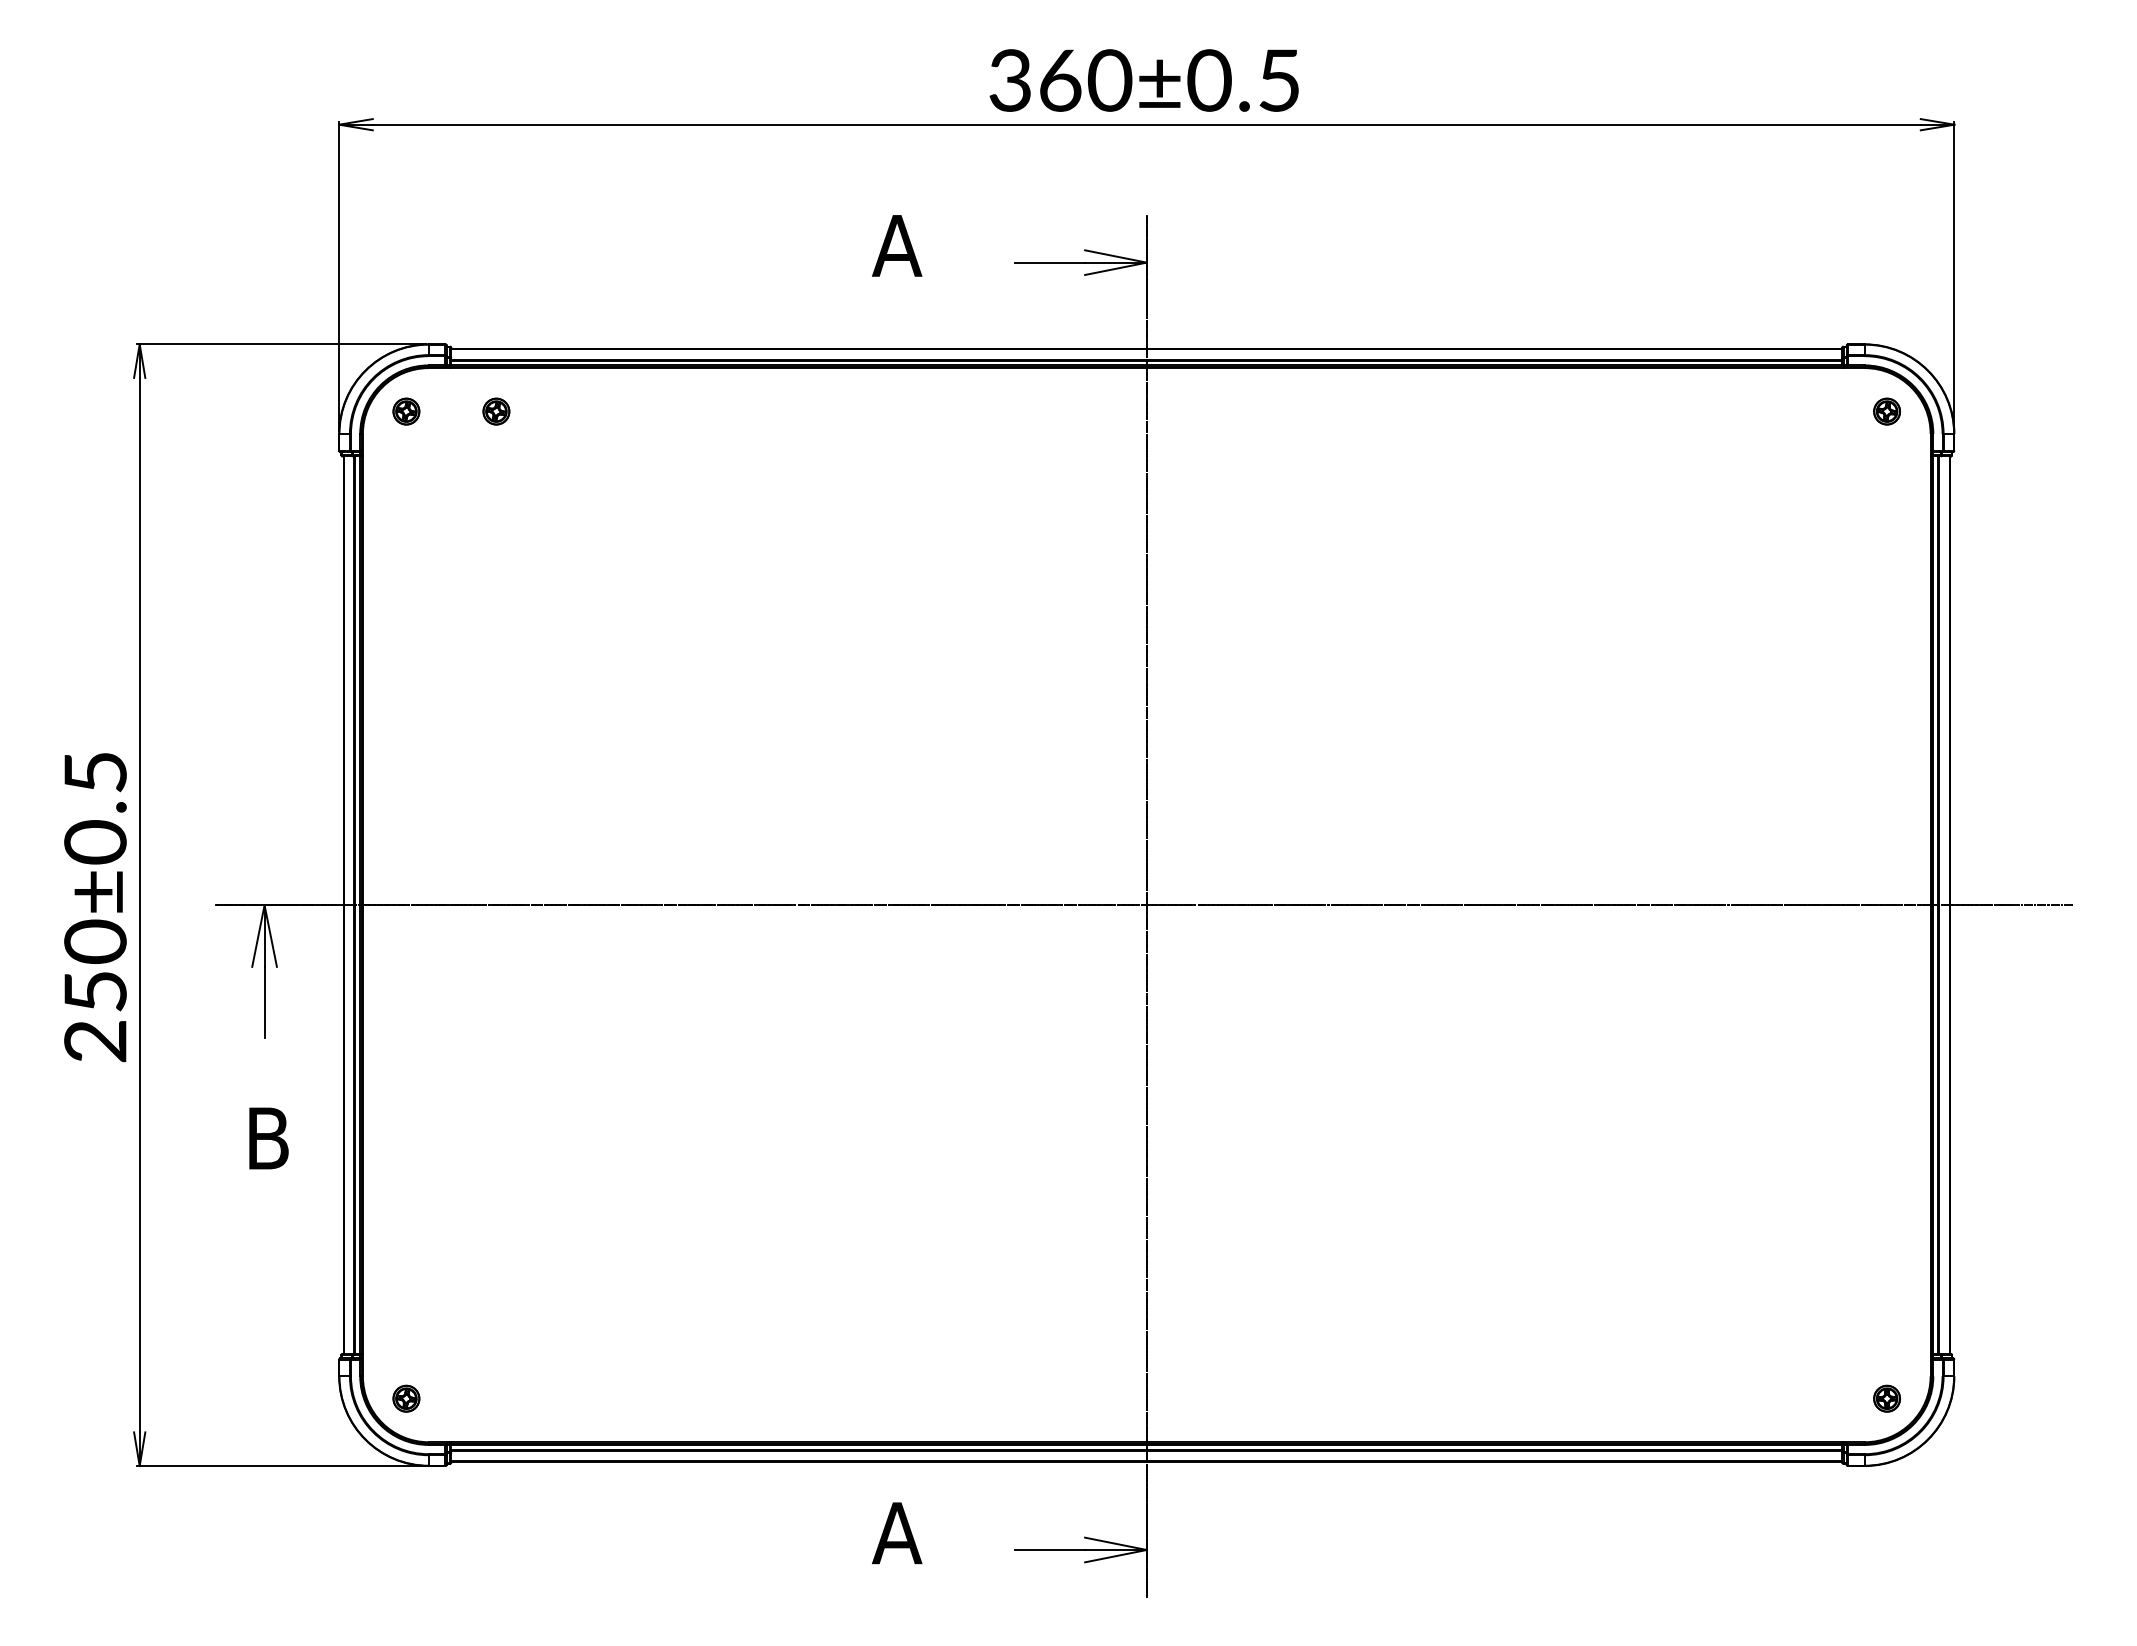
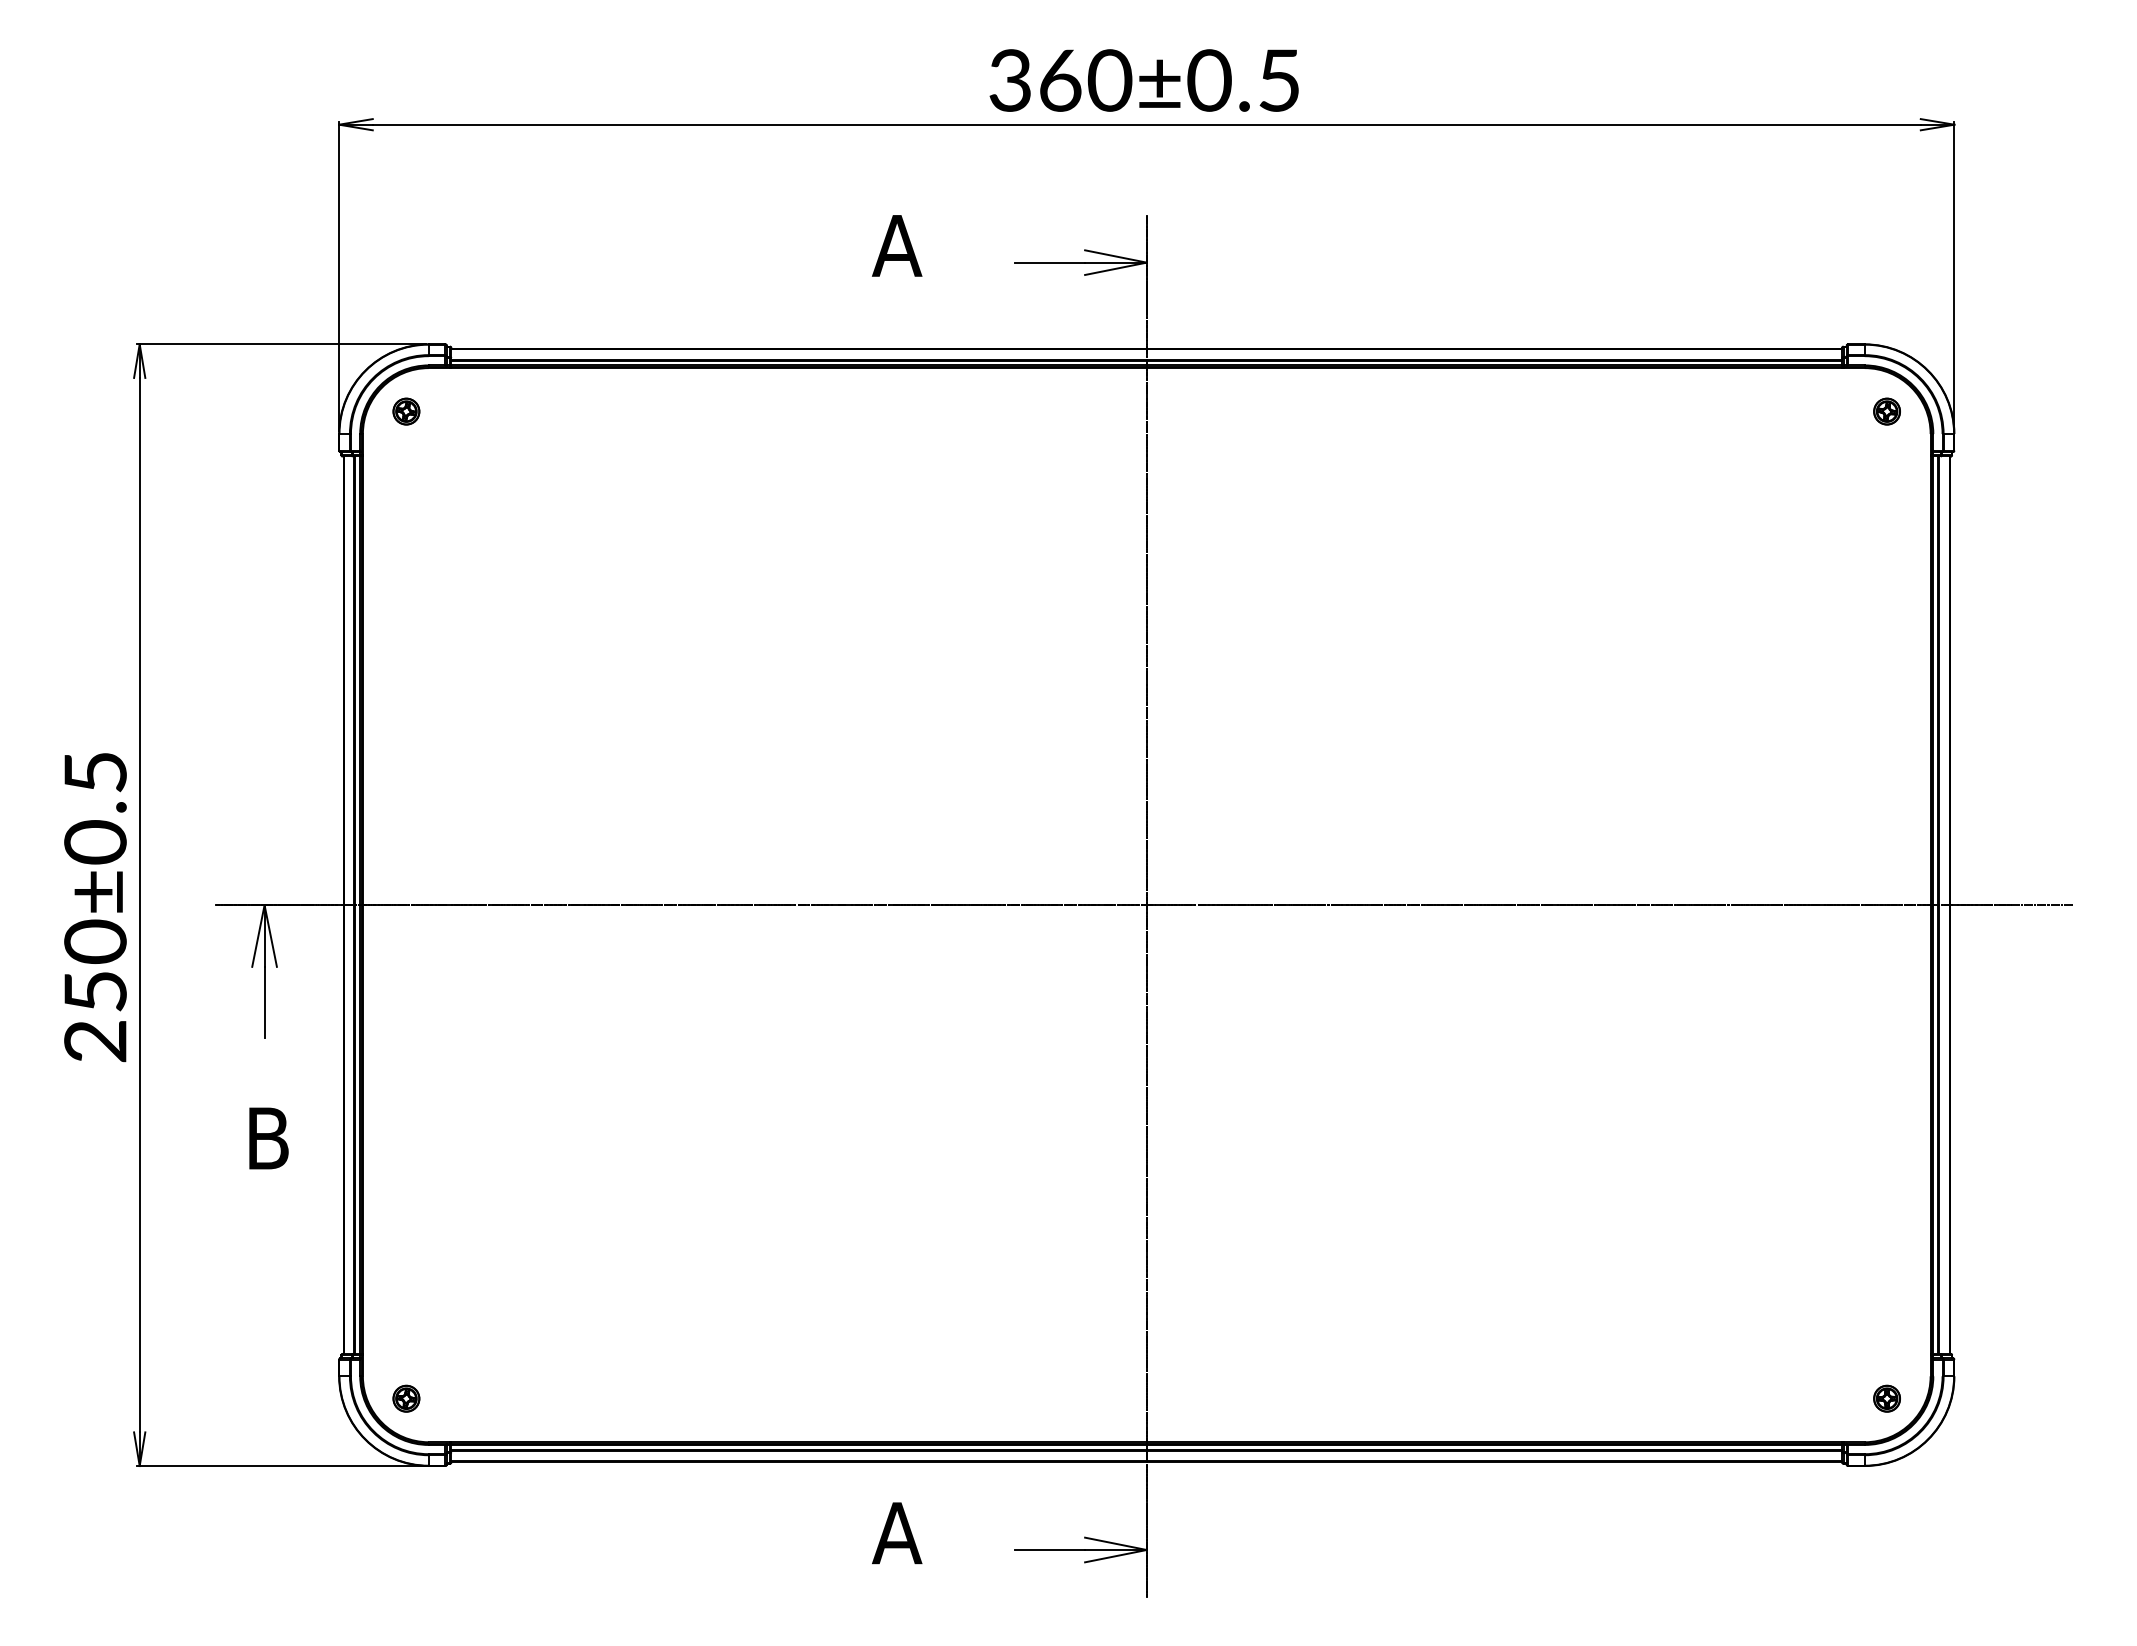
part: present -> none (496, 411)
